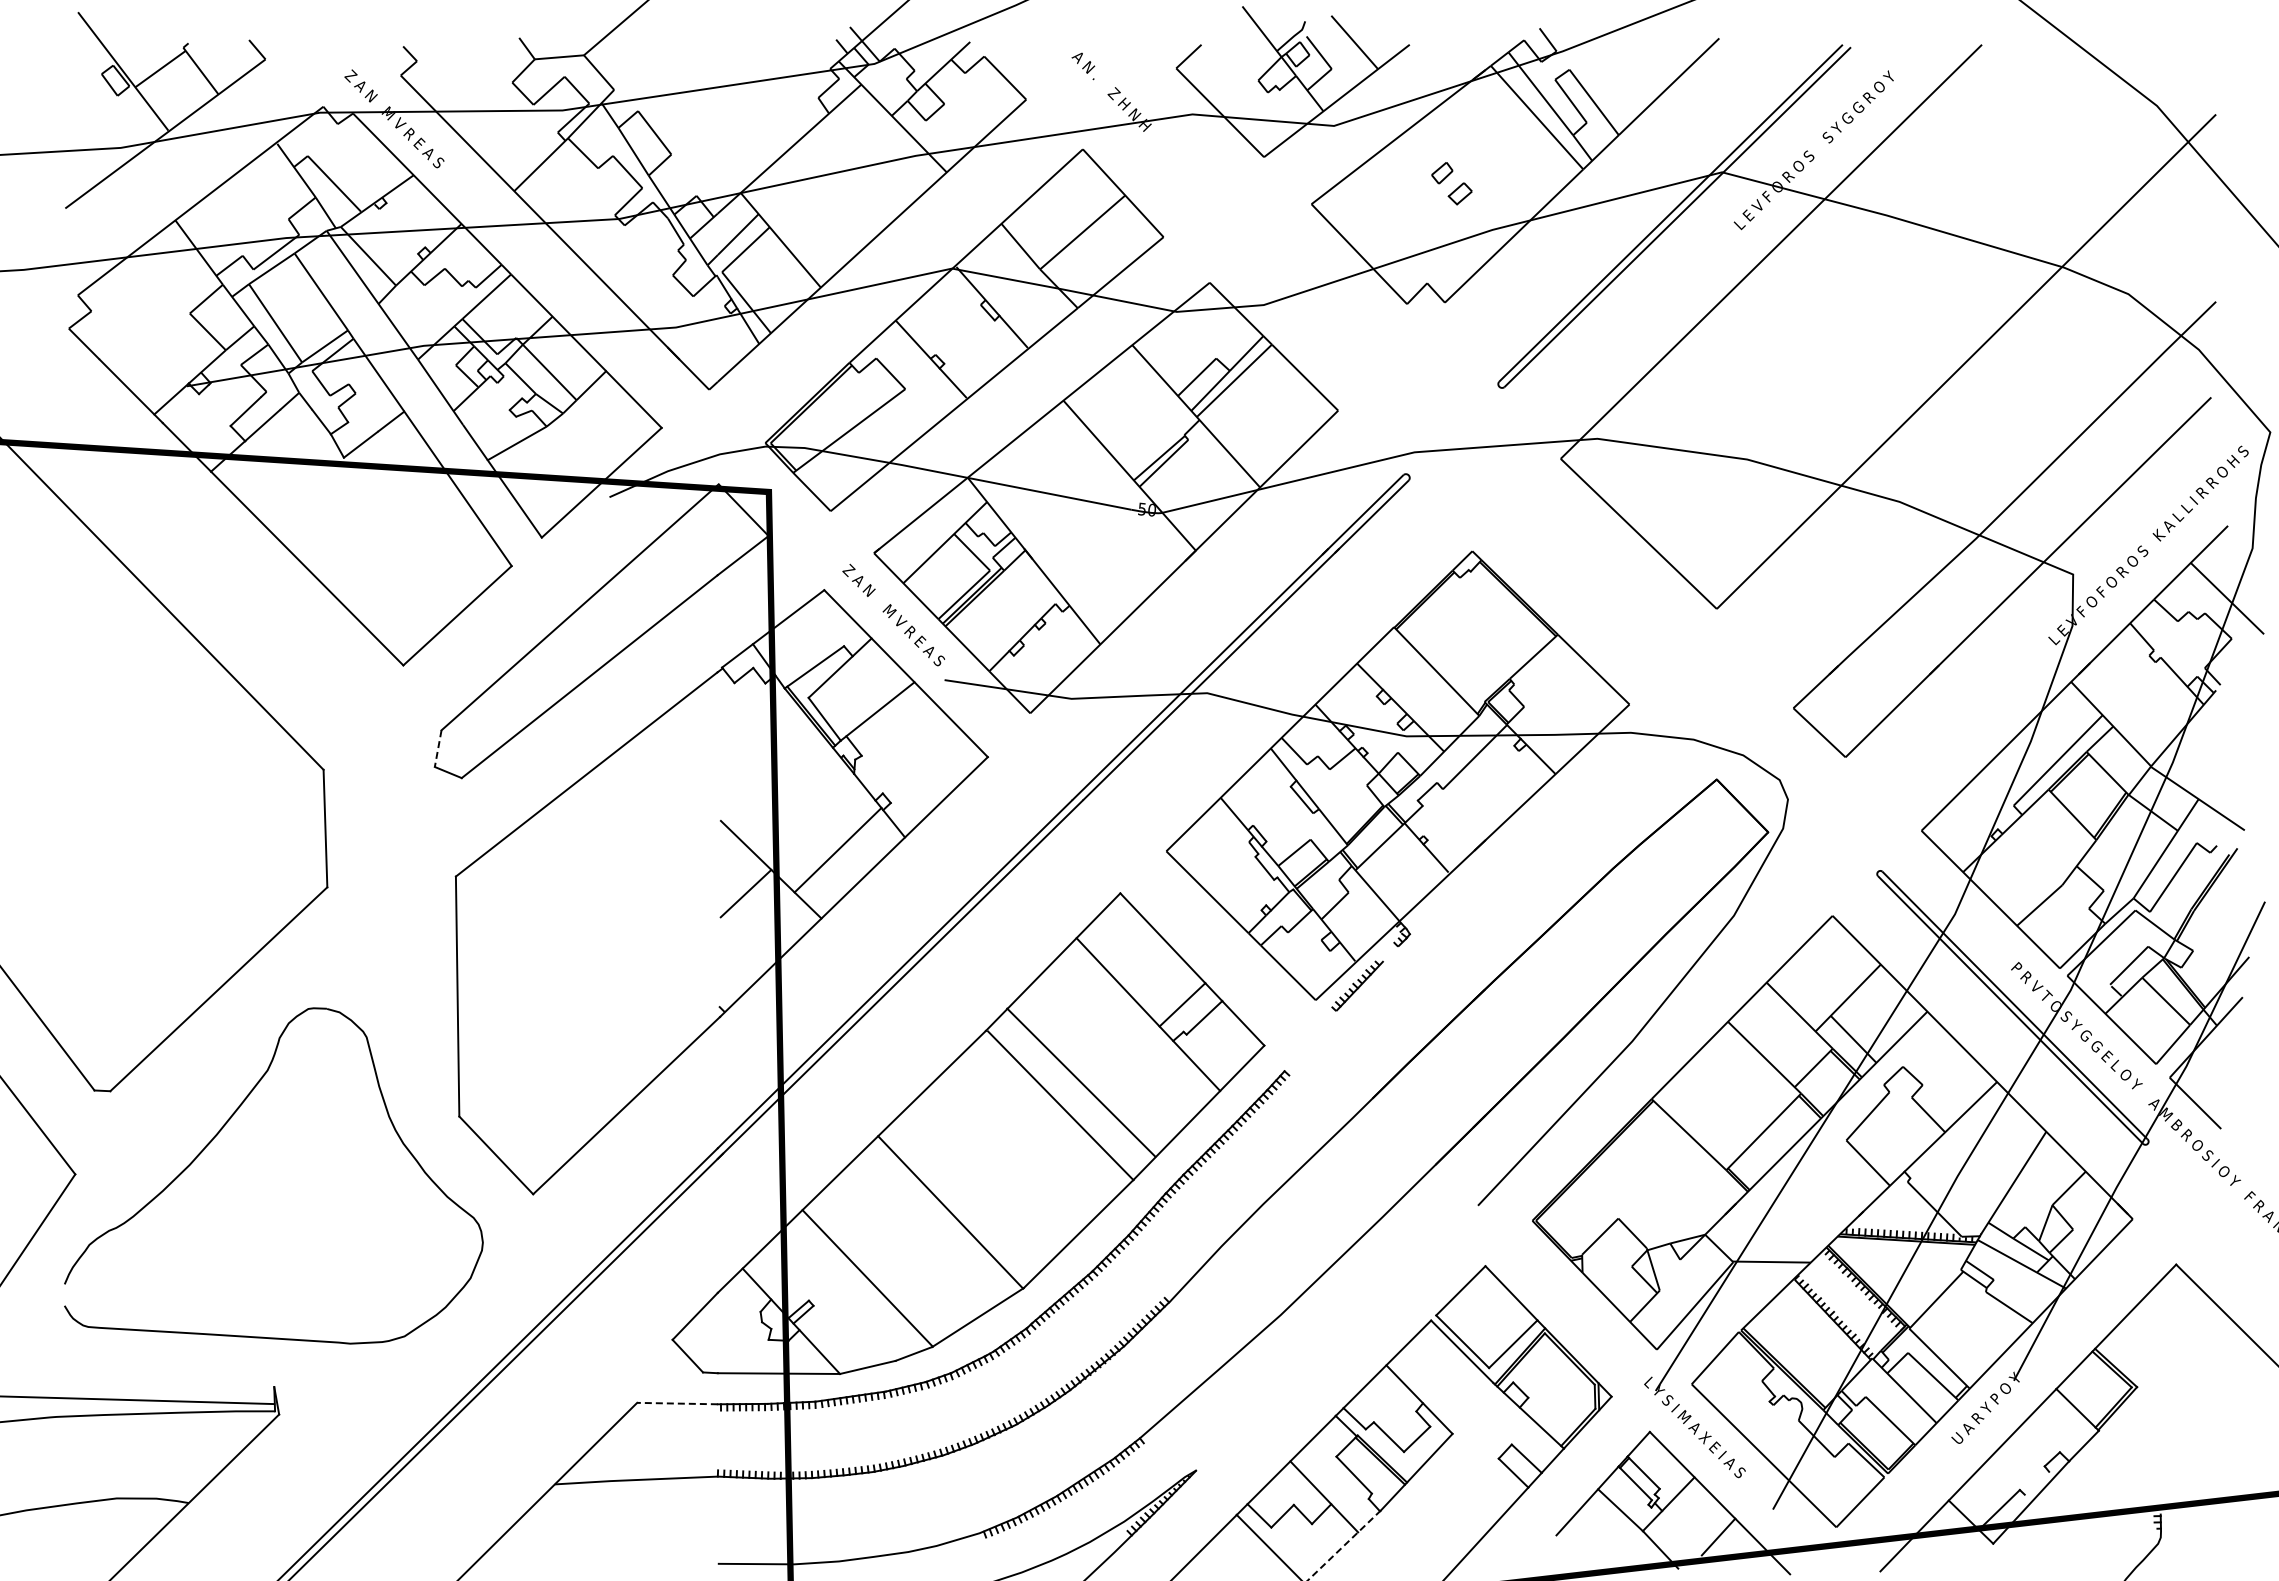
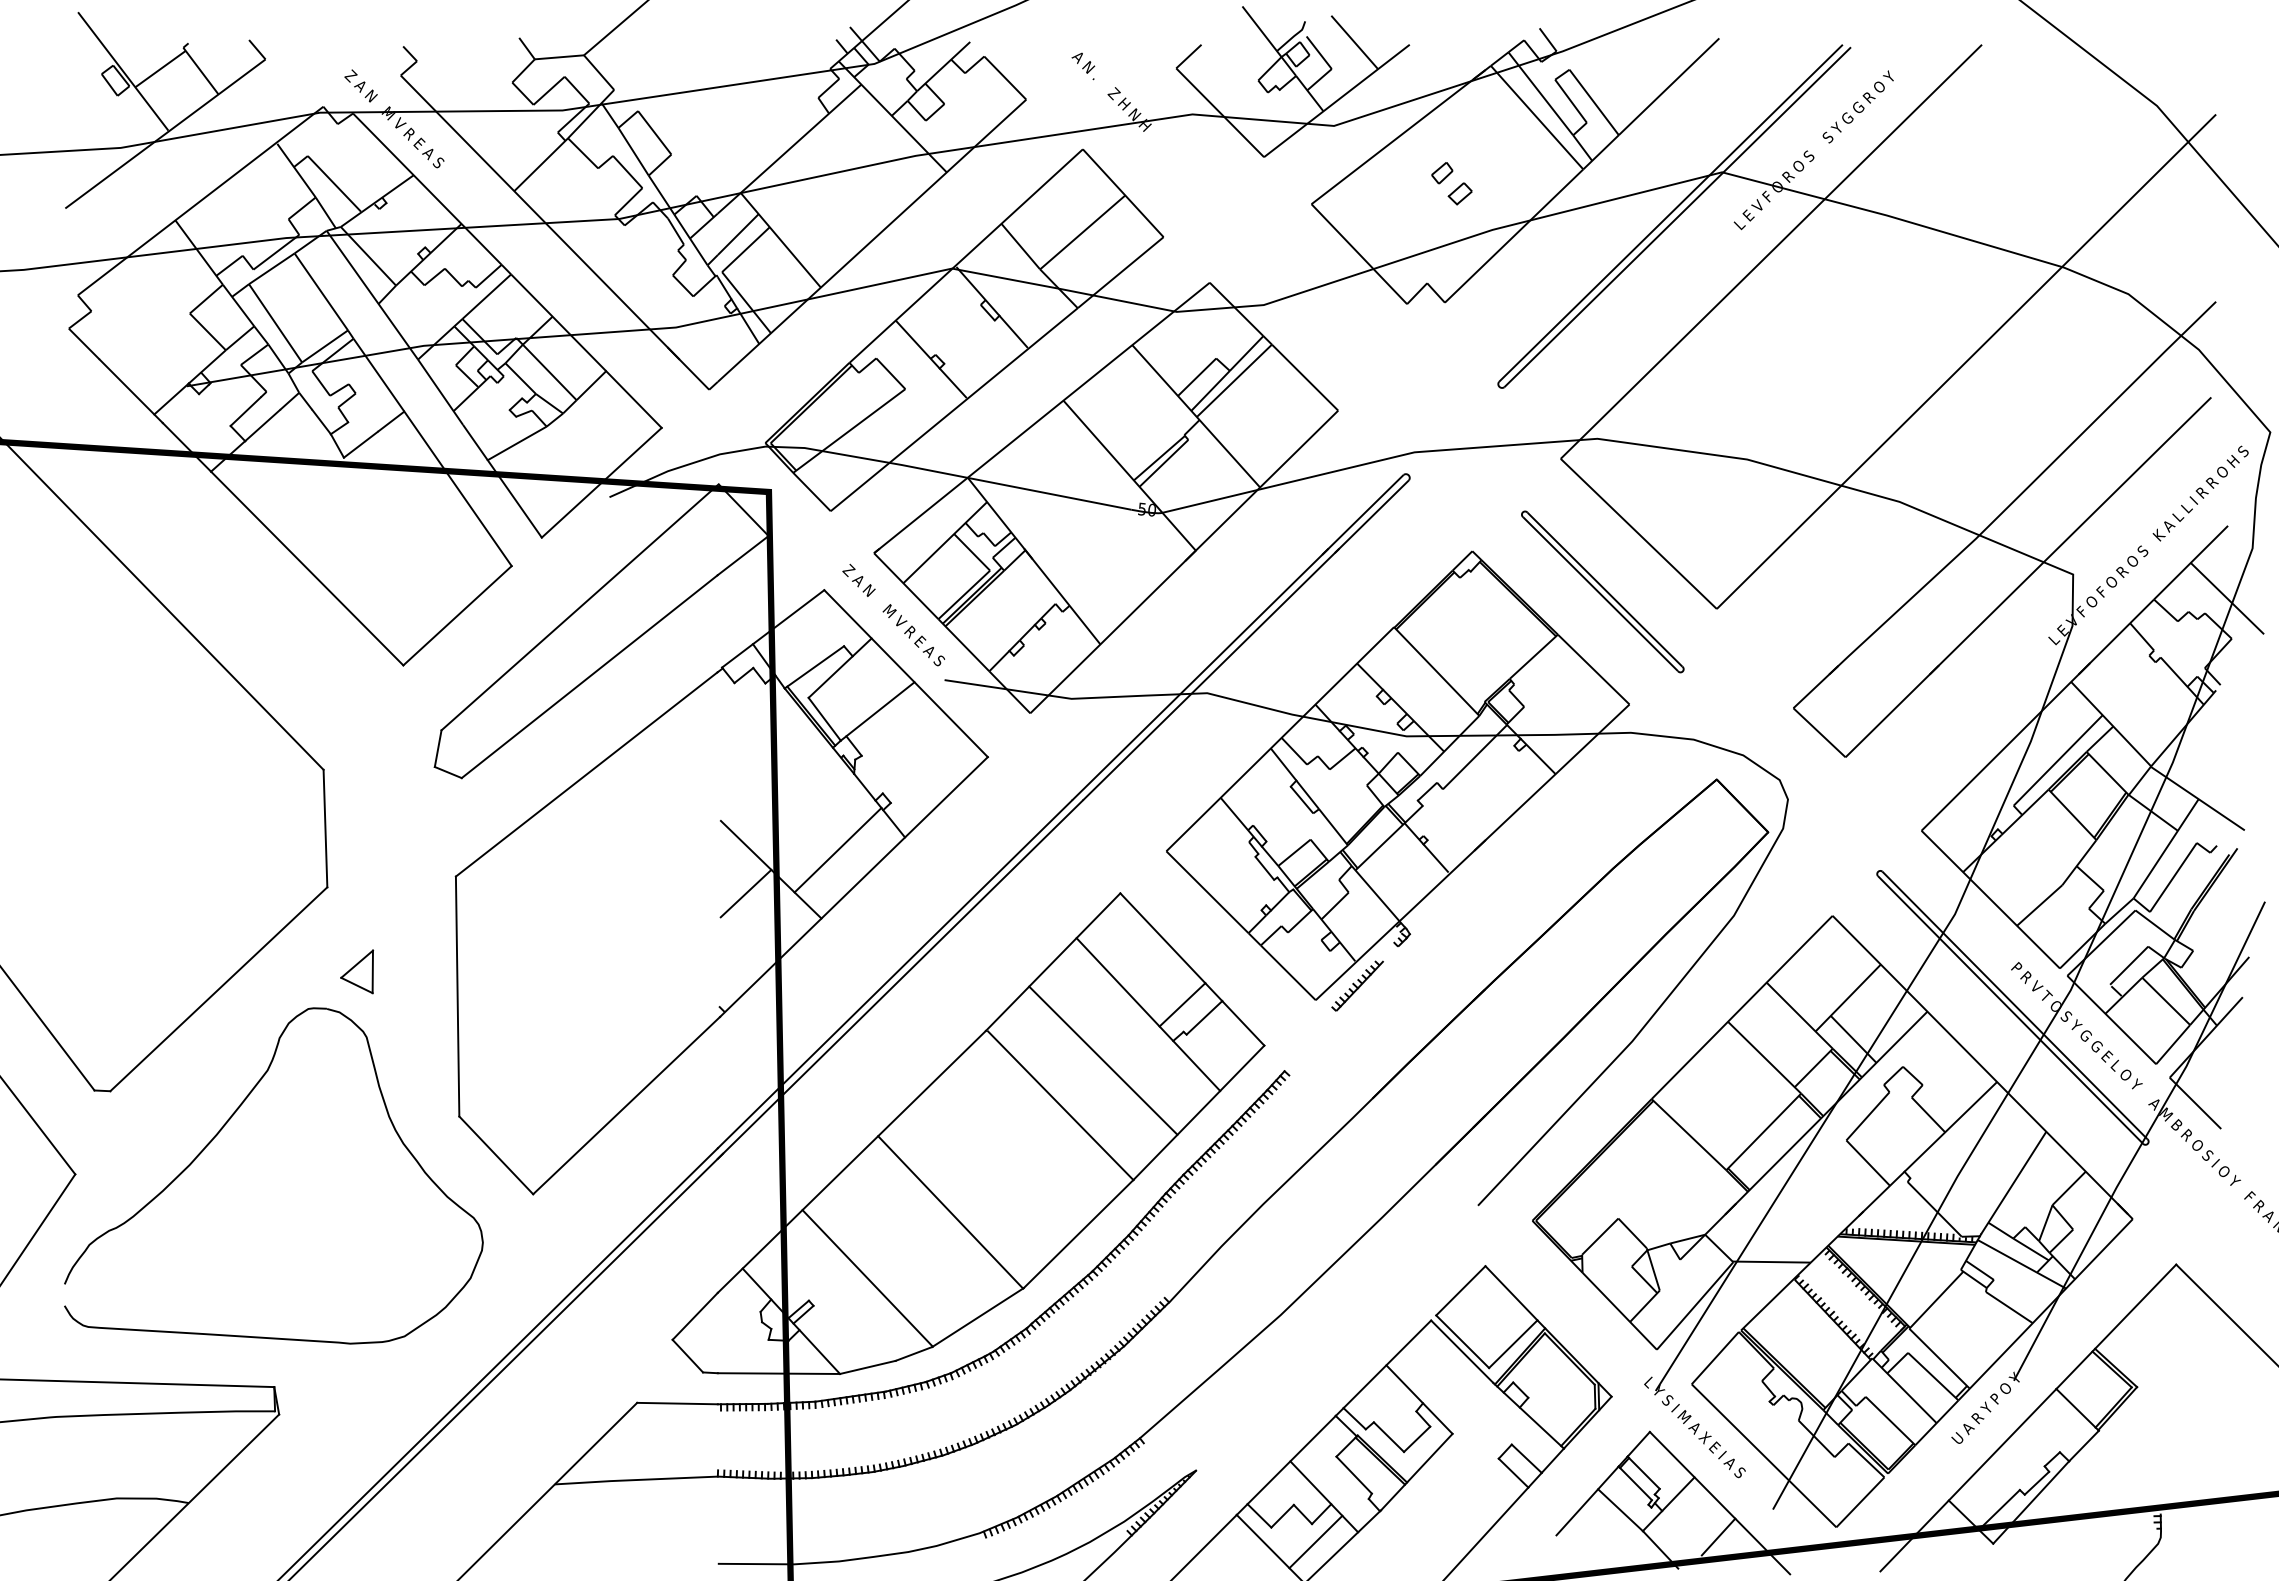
part: none -> present (1602, 591)
line: dashed -> solid (438, 748)
part: none -> present (357, 971)
line position: (1081, 1082) -> (1103, 1060) (1103, 1060)
line position: (138, 1400) -> (138, 1383) (138, 1383)
line: dashed -> solid (677, 1403)
line: none -> present (2036, 1482)
line: none -> present (1315, 1541)
line: dashed -> solid (1344, 1545)
